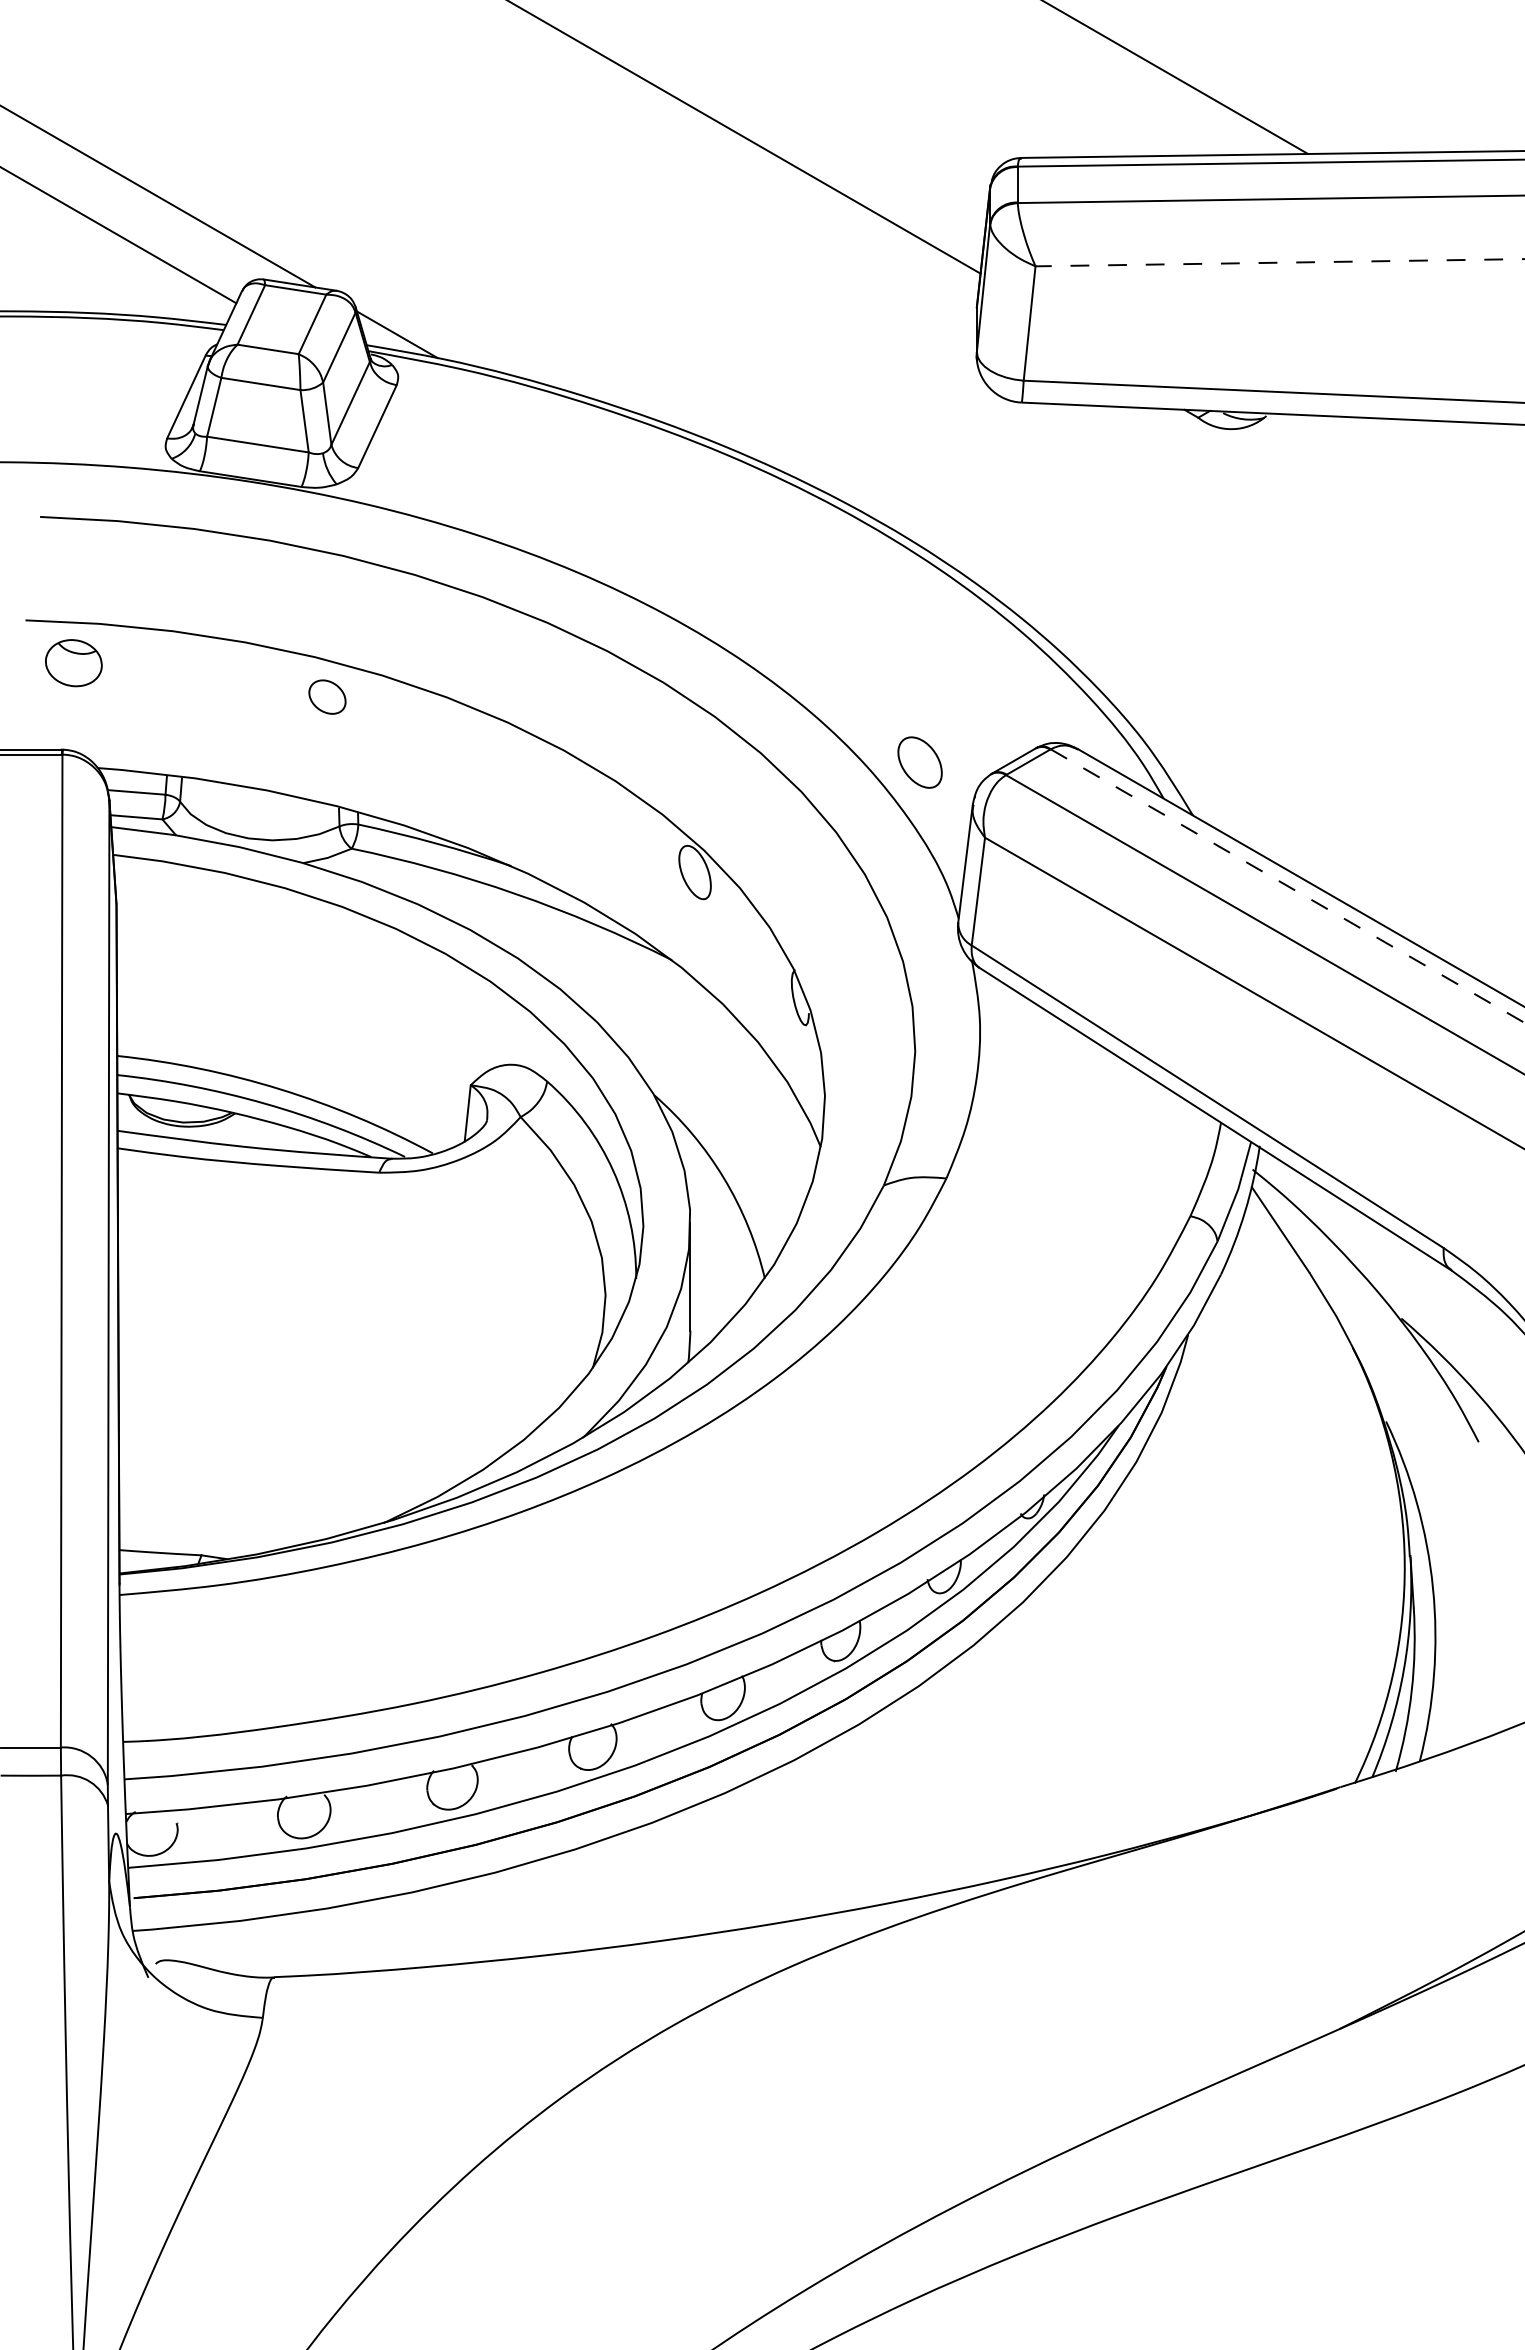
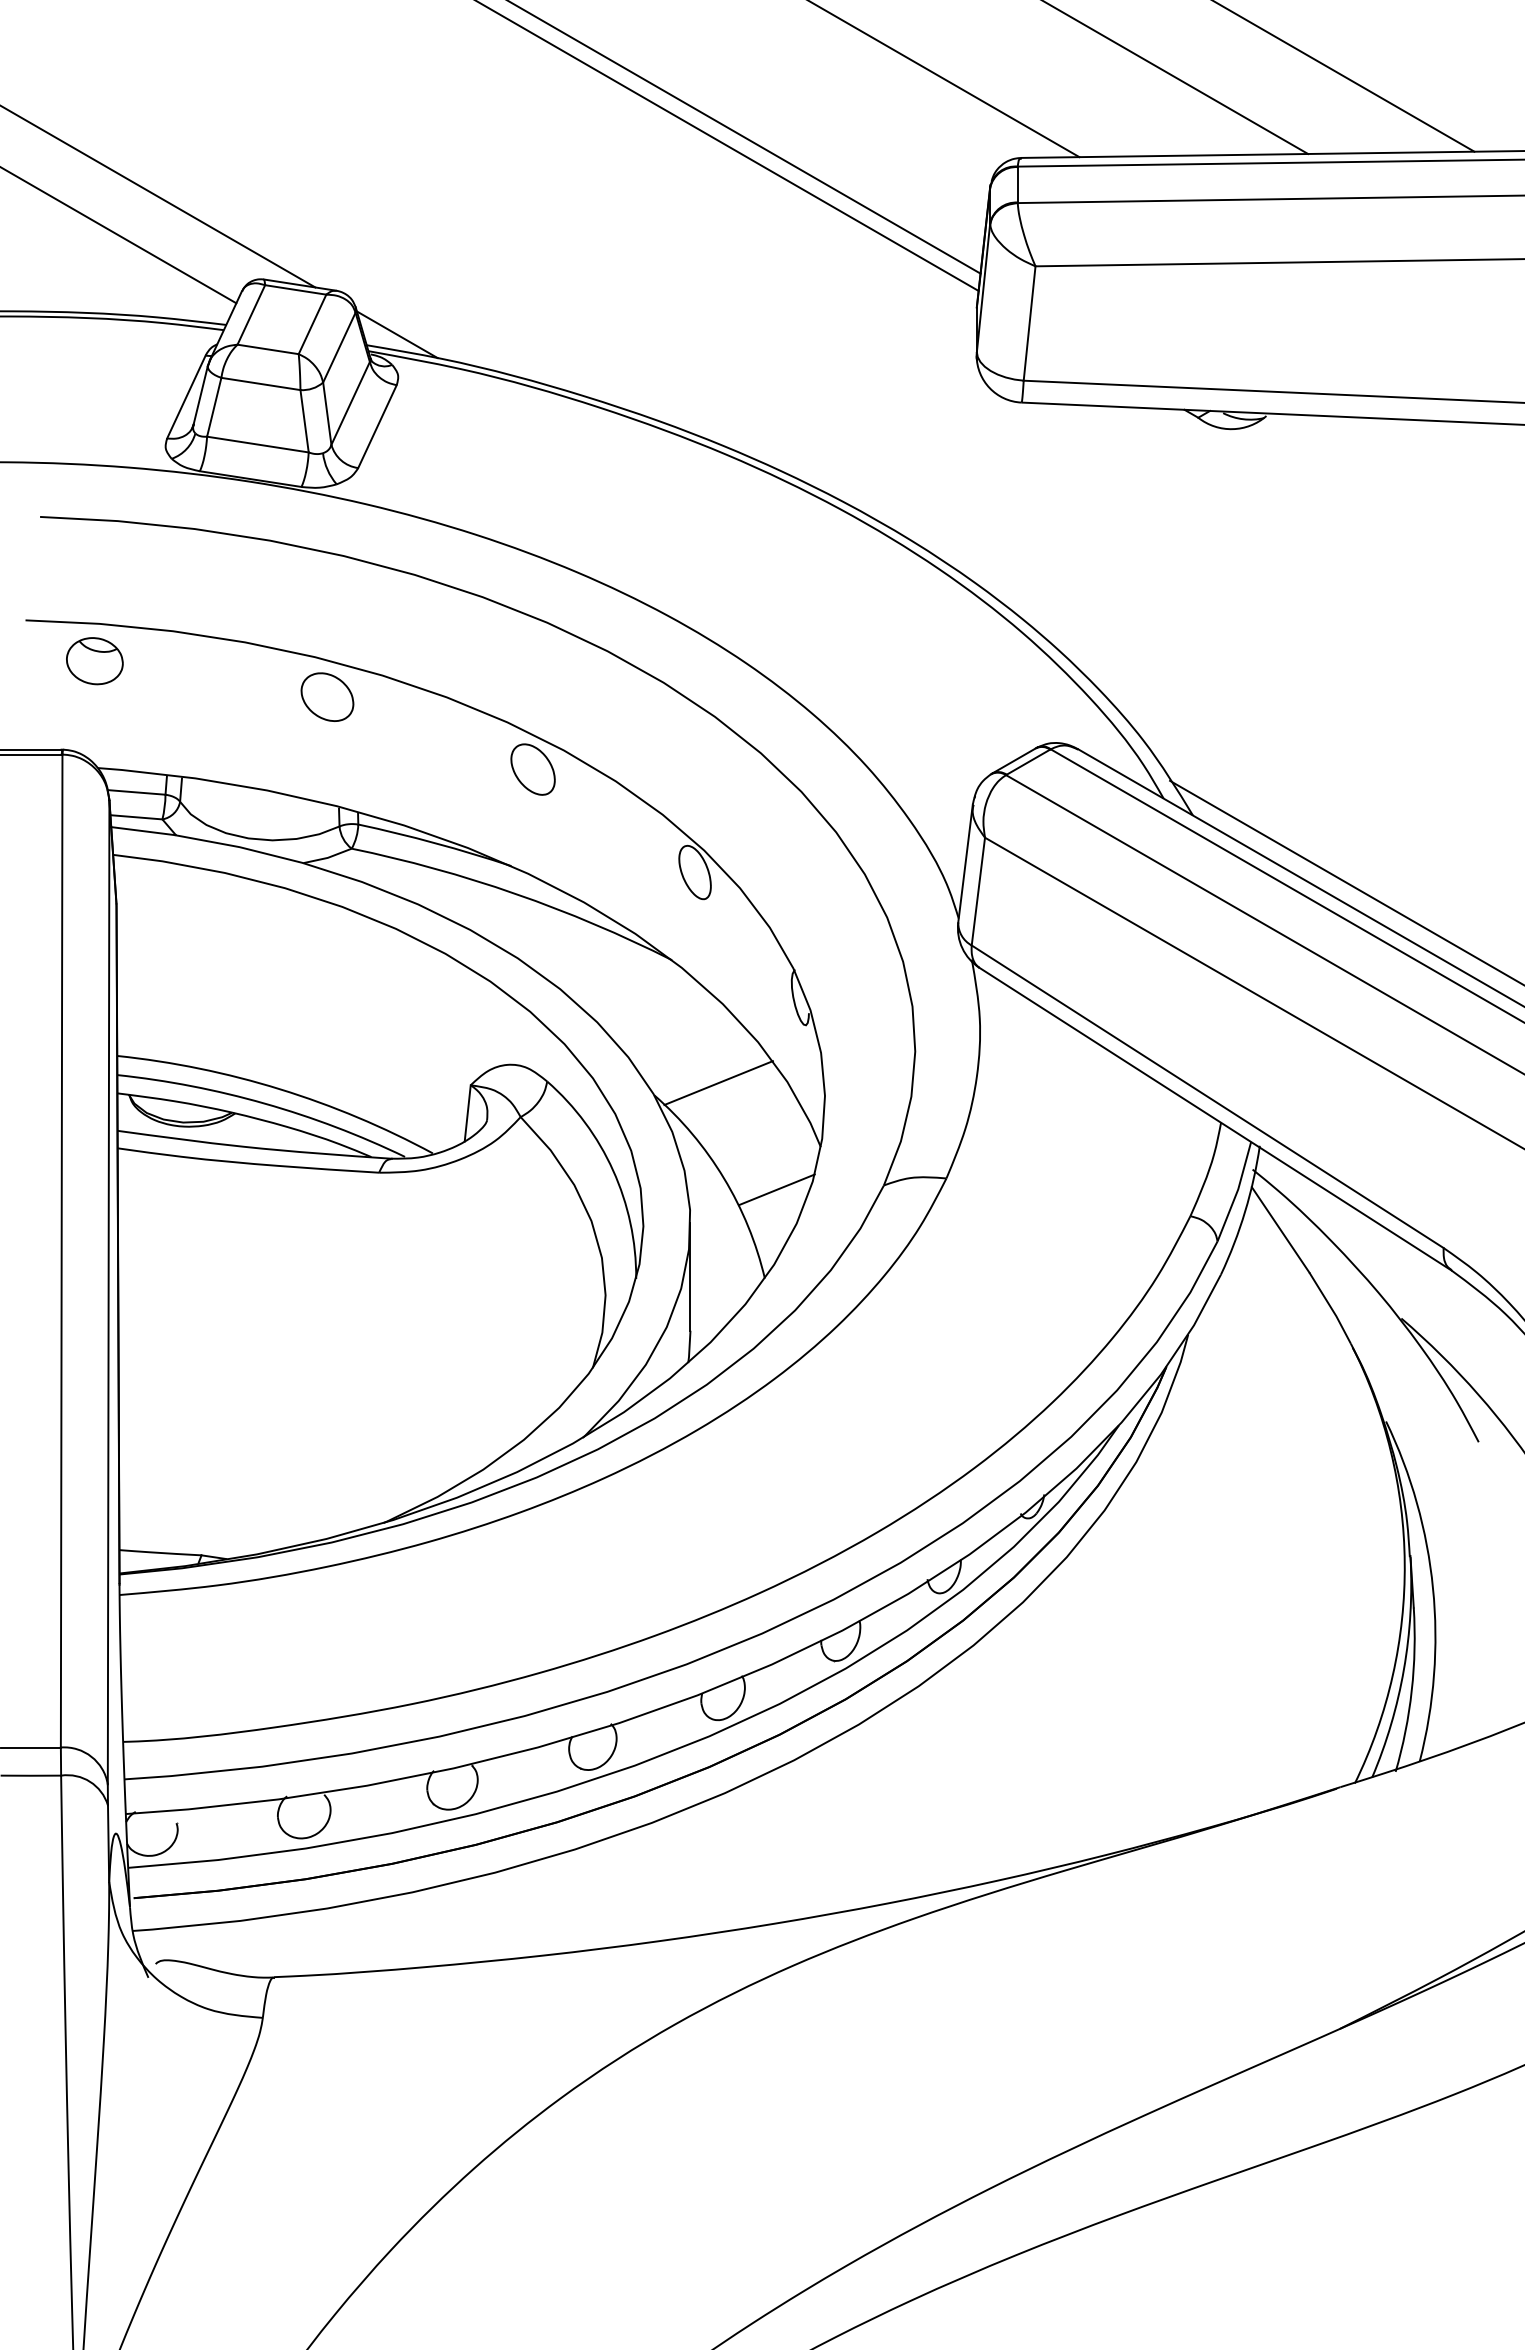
line: none -> present (1344, 76)
line: none -> present (944, 79)
line: none -> present (728, 146)
line: dashed -> solid (1279, 262)
part position: (73, 663) -> (94, 661) (94, 661)
part size: 39x36 px -> 55x50 px (327, 696)
part position: (919, 762) -> (532, 769) (532, 769)
line: none -> present (1345, 882)
line: dashed -> solid (1288, 886)
line: none -> present (718, 1083)
line: none -> present (776, 1189)
